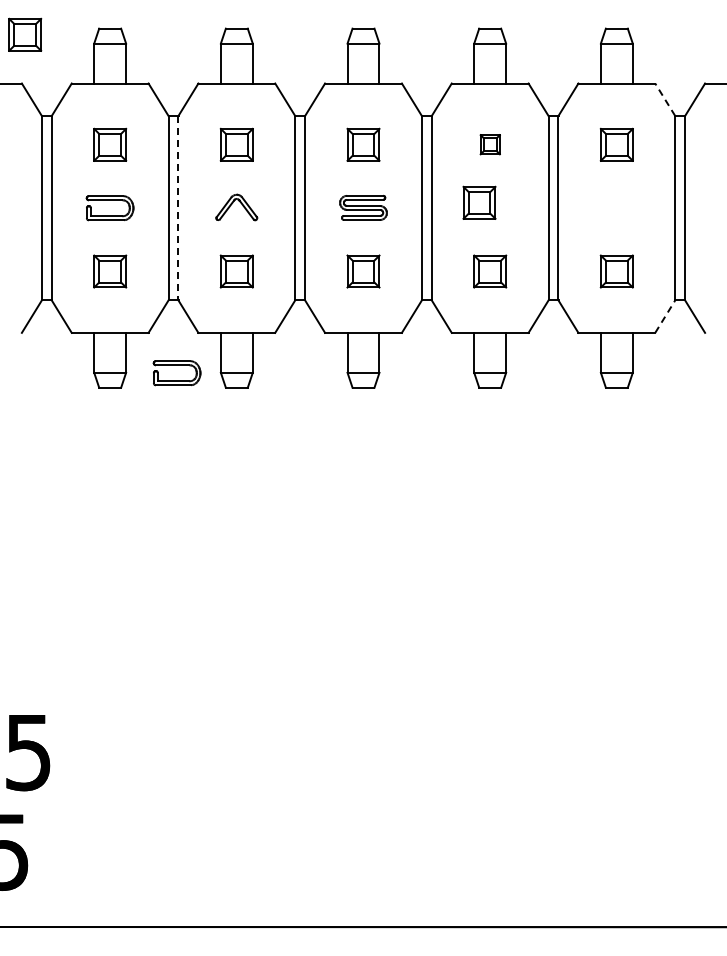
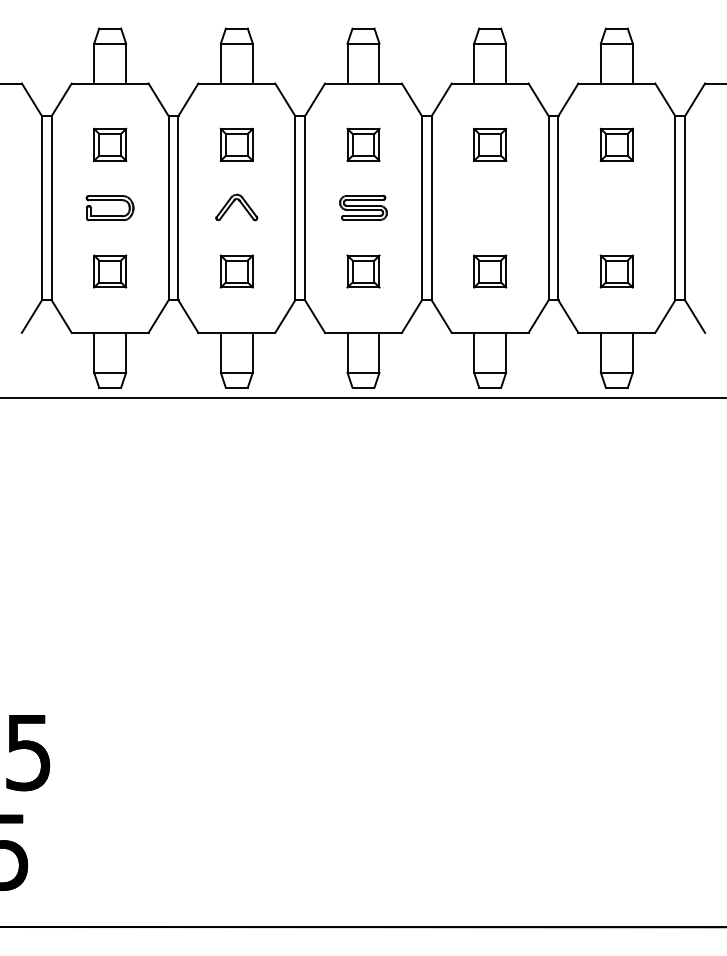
part: present -> none (25, 34)
line: dashed -> solid (664, 99)
part size: 22x22 px -> 35x35 px (490, 144)
part: present -> none (479, 202)
line: dashed -> solid (178, 208)
line: dashed -> solid (665, 316)
part: present -> none (176, 380)
line: none -> present (362, 397)
